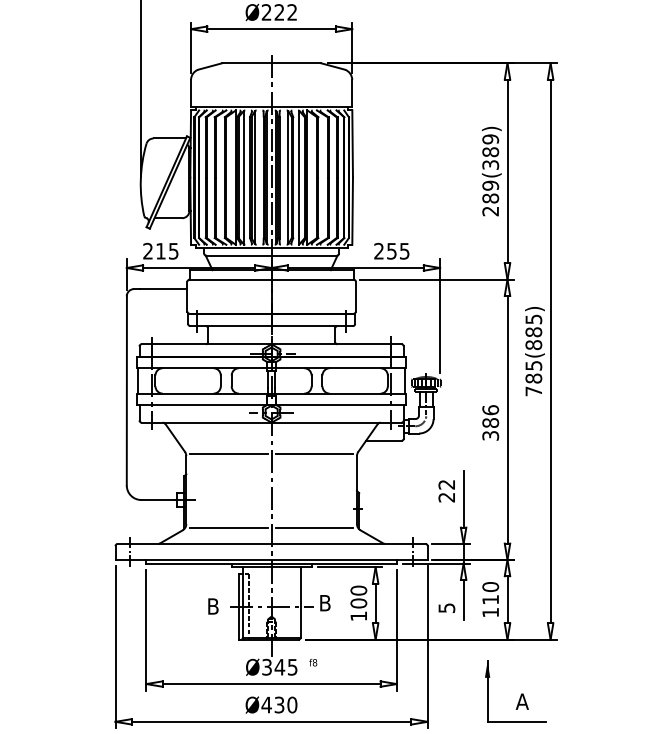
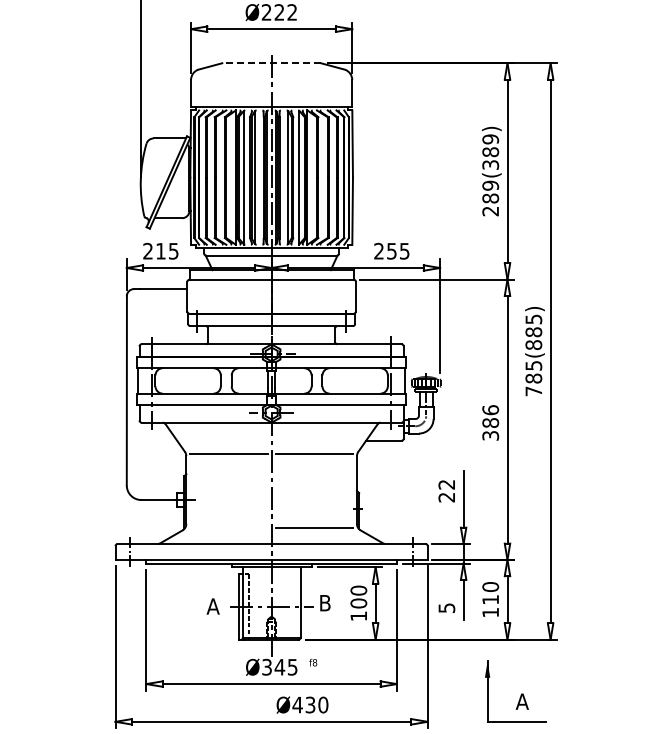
line: solid -> dashed (271, 63)
line: present -> none (228, 527)
text: B -> A (212, 606)
text position: (271, 704) -> (302, 704) (302, 704)
